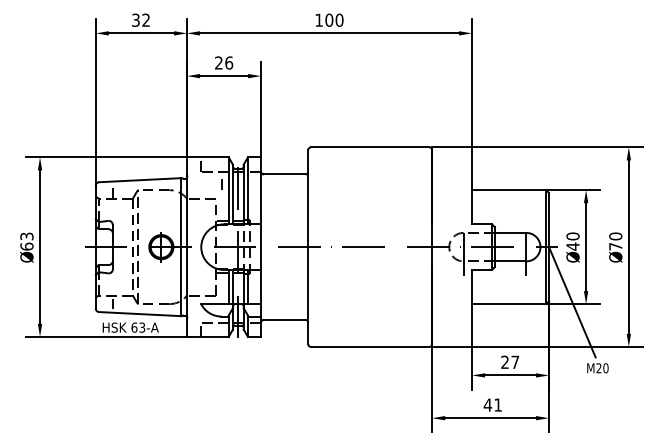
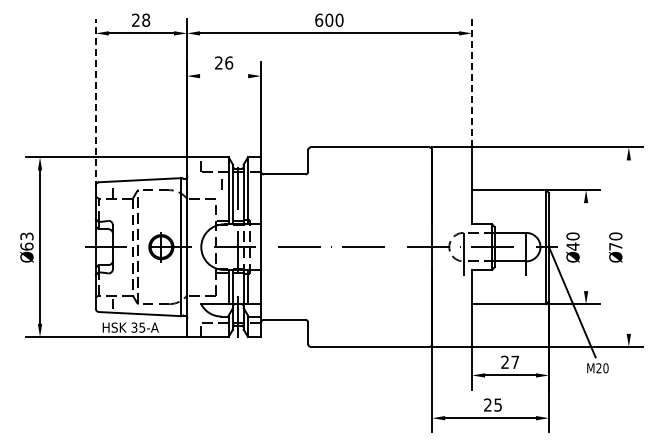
text: 32 -> 28 (141, 19)
text: 100 -> 600 (319, 19)
line: present -> none (224, 76)
line: solid -> dashed (472, 82)
line: solid -> dashed (95, 103)
line: present -> none (308, 246)
line: present -> none (628, 246)
line: present -> none (586, 247)
text: 63-A -> 35-A (138, 327)
text: 41 -> 25 (492, 404)
